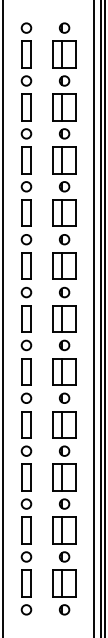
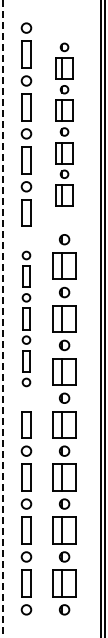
part size: 25x205 px -> 19x165 px (64, 124)
line: solid -> dashed (3, 318)
part size: 13x170 px -> 11x138 px (26, 318)
line: present -> none (94, 318)
